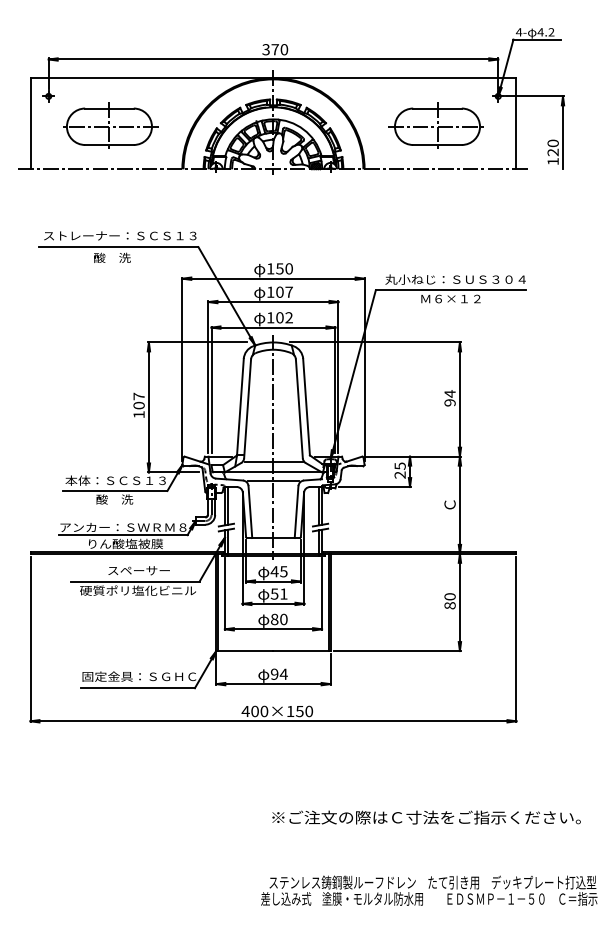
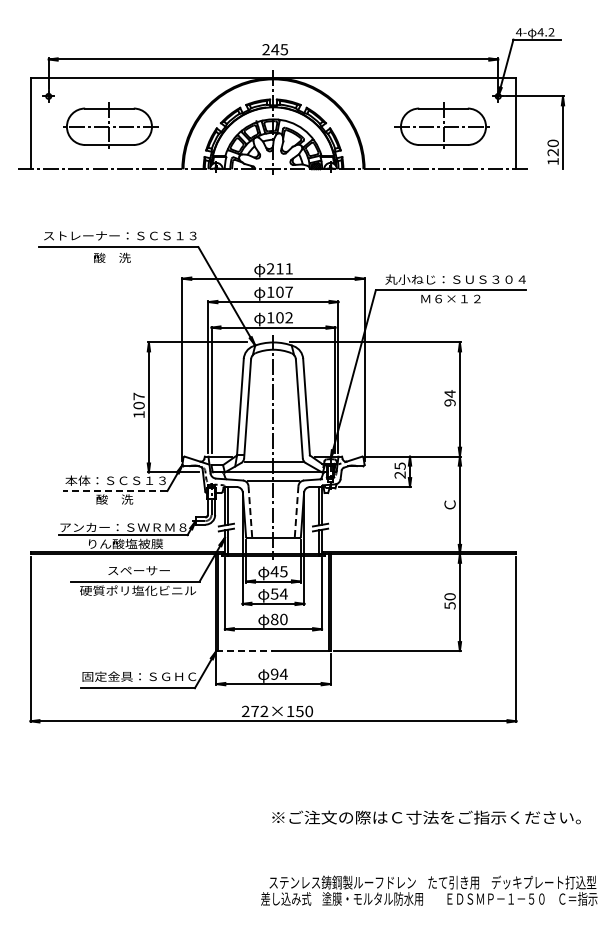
text: 370 -> 245 (275, 49)
part position: (435, 125) -> (441, 125) (441, 125)
text: 150 -> 211 (279, 268)
line: solid -> dashed (114, 490)
line: solid -> dashed (250, 512)
line: solid -> dashed (296, 512)
text: 51 -> 54 (283, 593)
text: 80 -> 50 (449, 605)
line: solid -> dashed (244, 651)
text: 400×150 -> 272×150 (254, 711)
